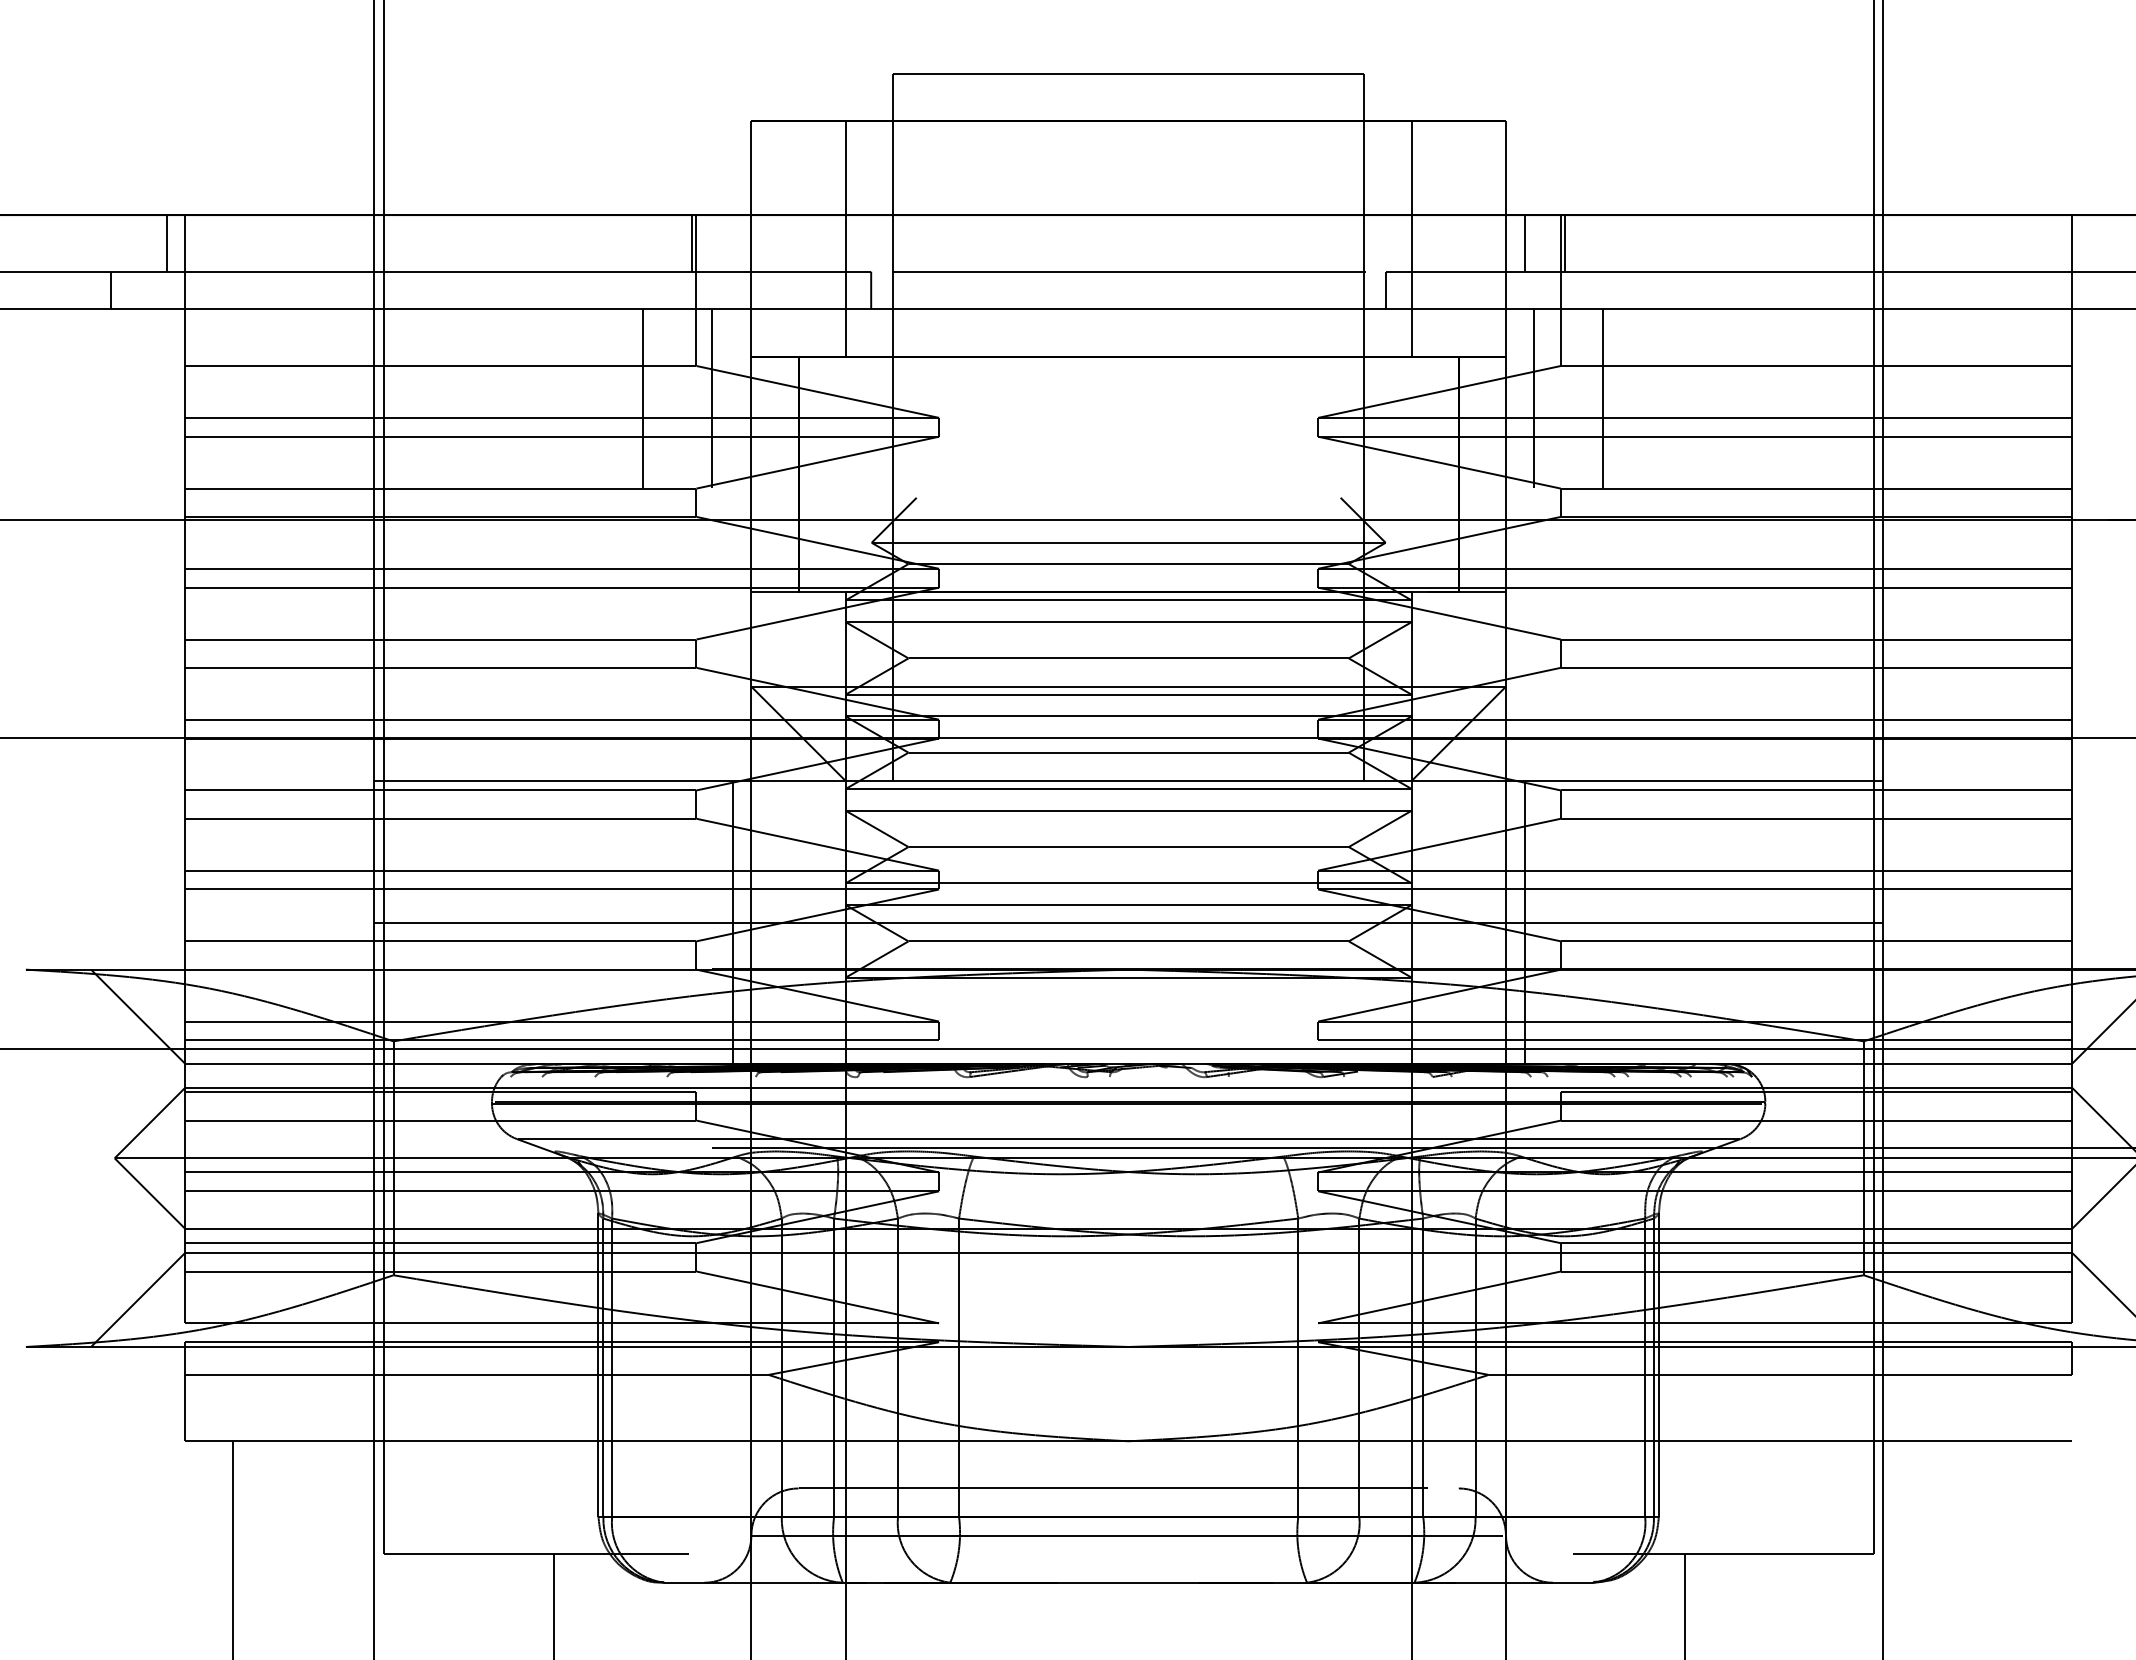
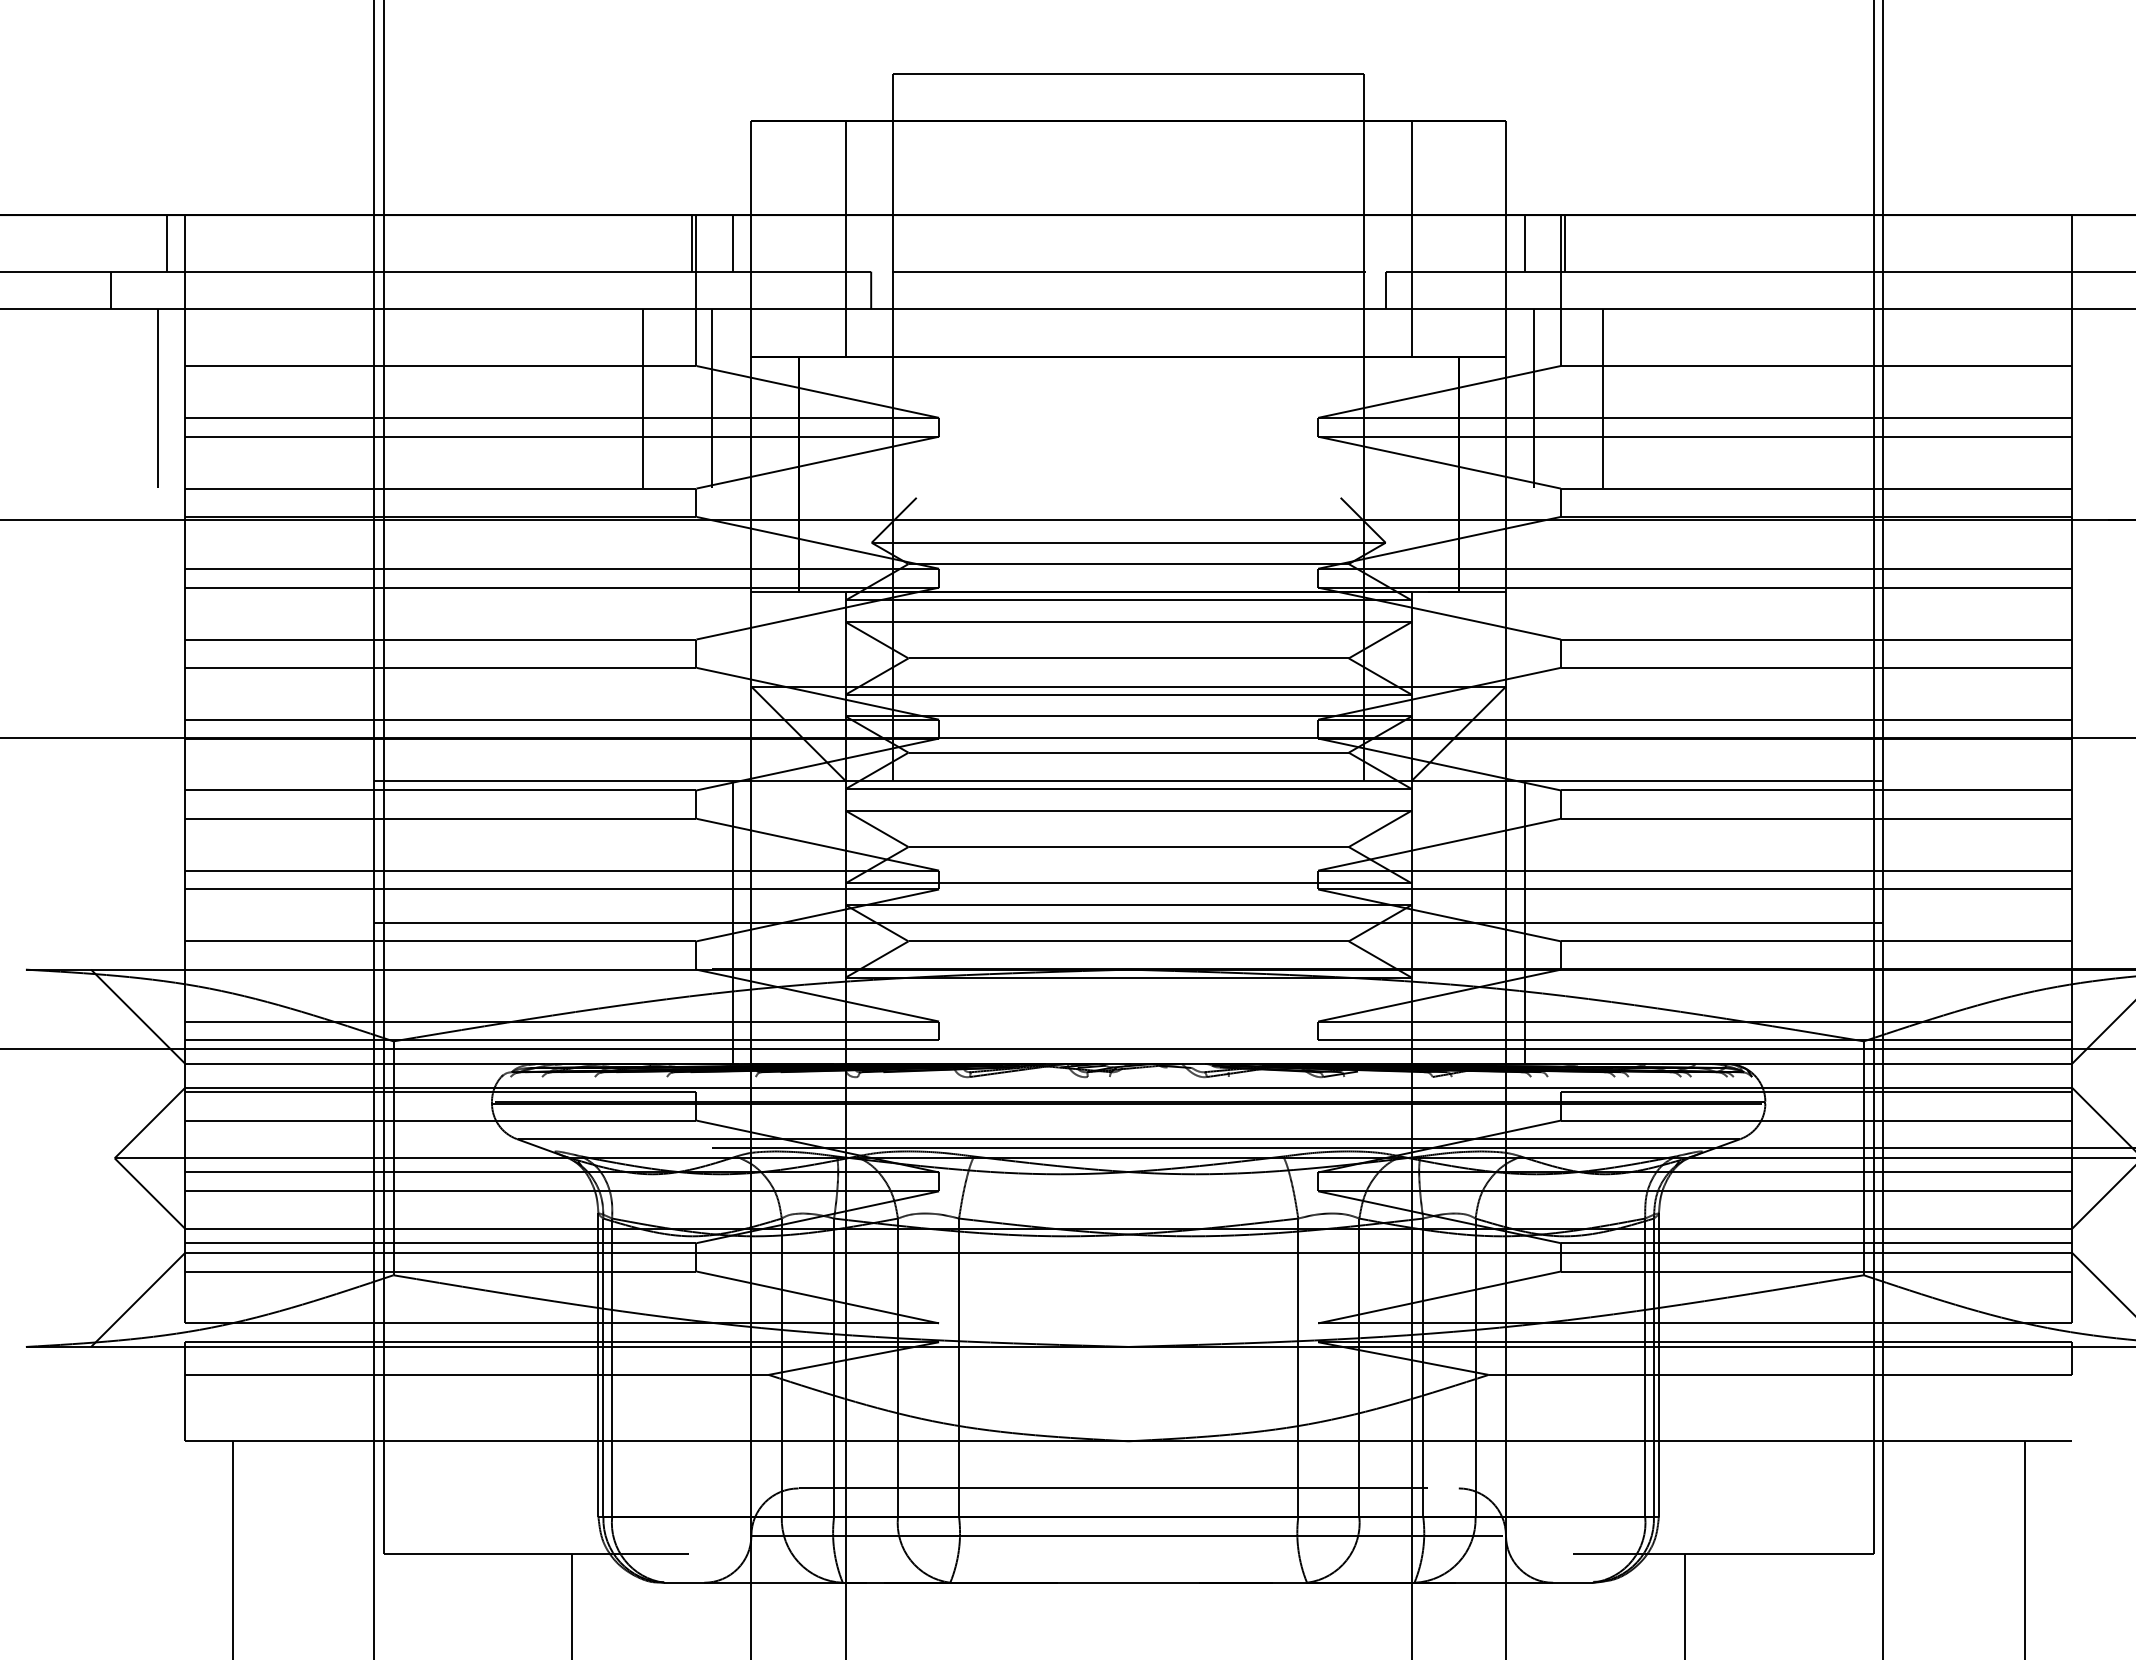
line: none -> present (732, 243)
line: none -> present (157, 398)
line: none -> present (2024, 1548)
line position: (554, 1605) -> (572, 1605) (572, 1605)
